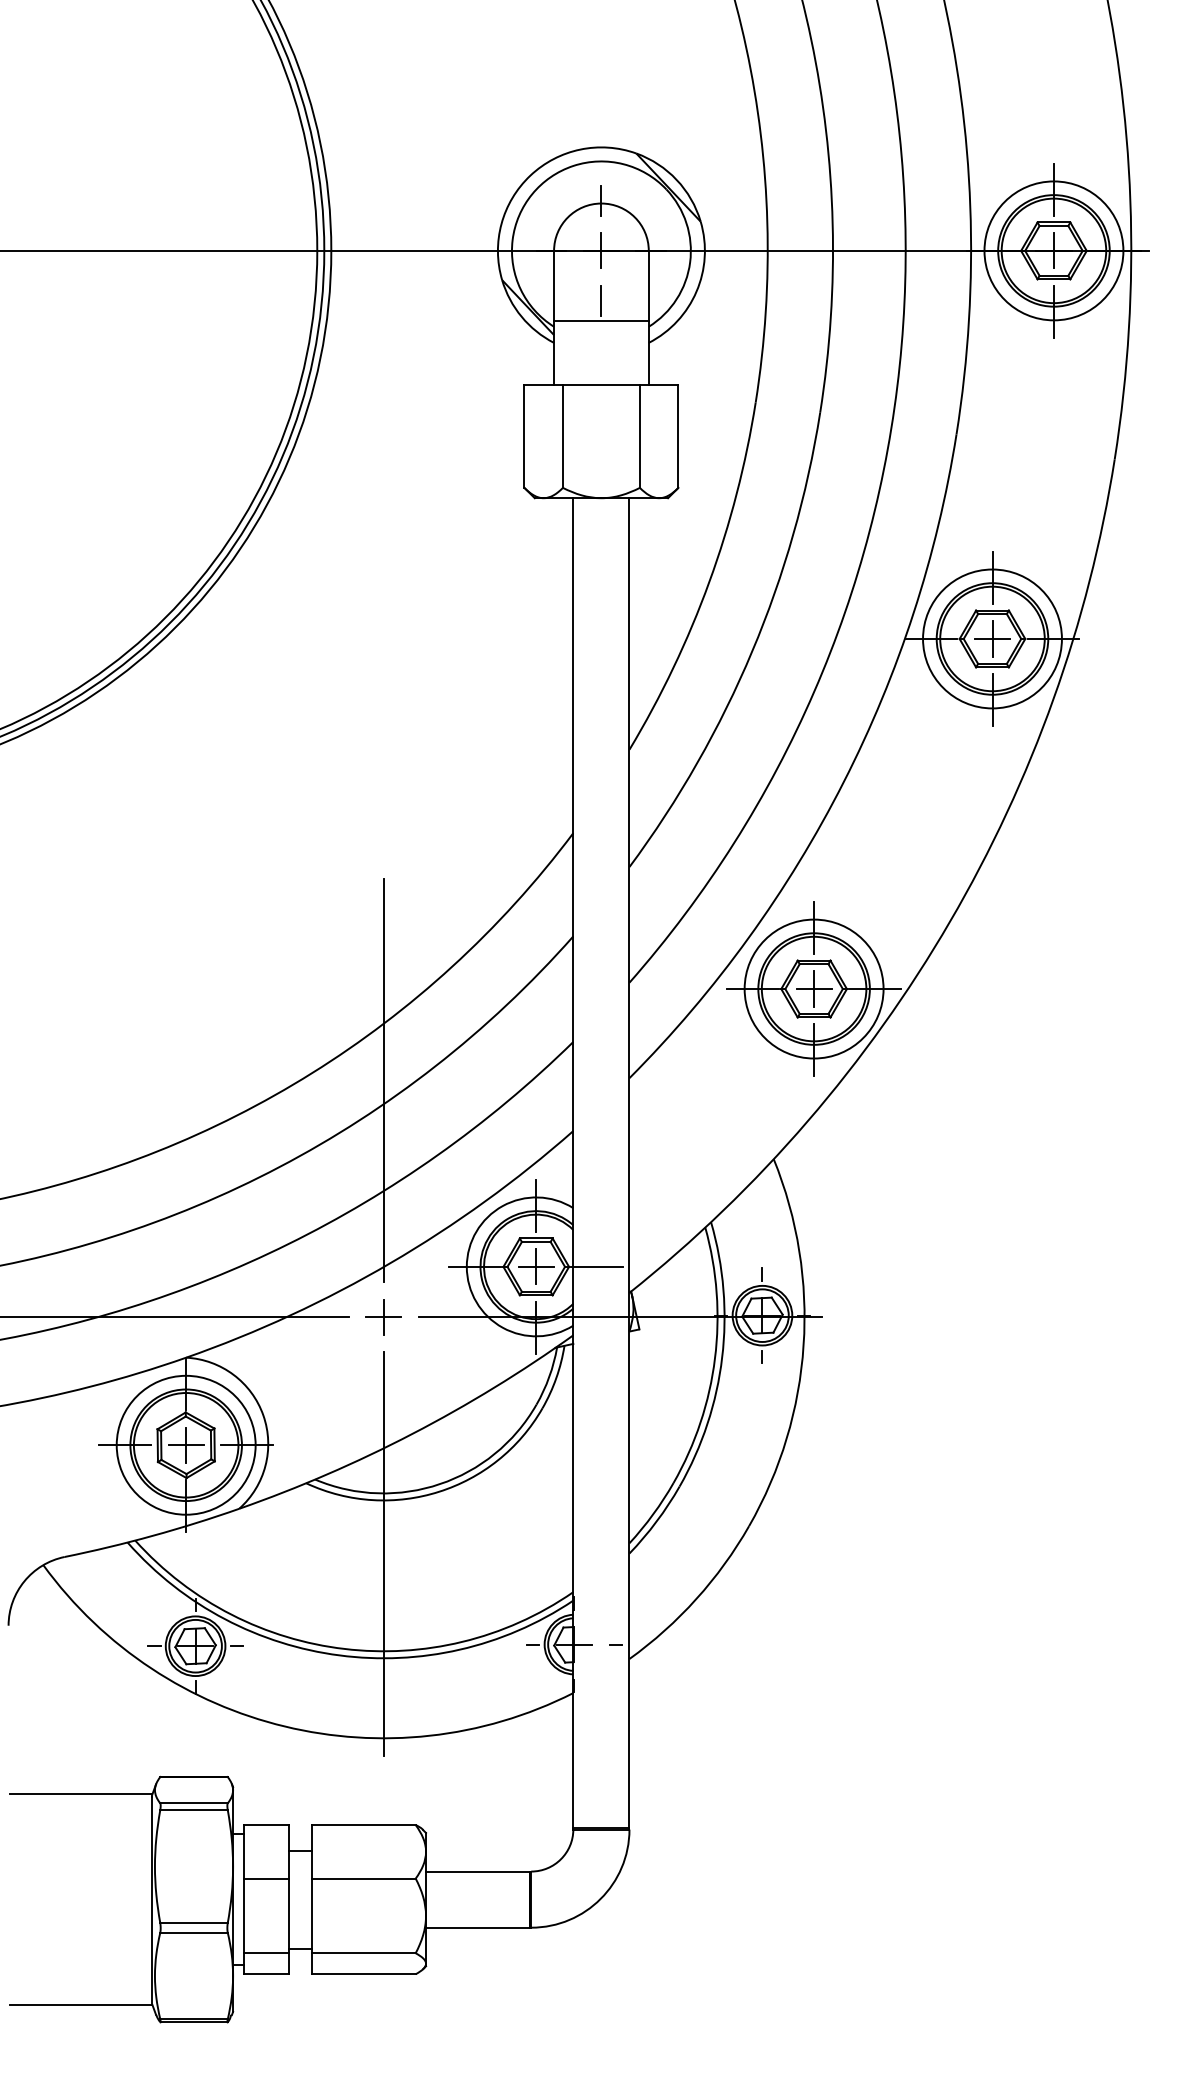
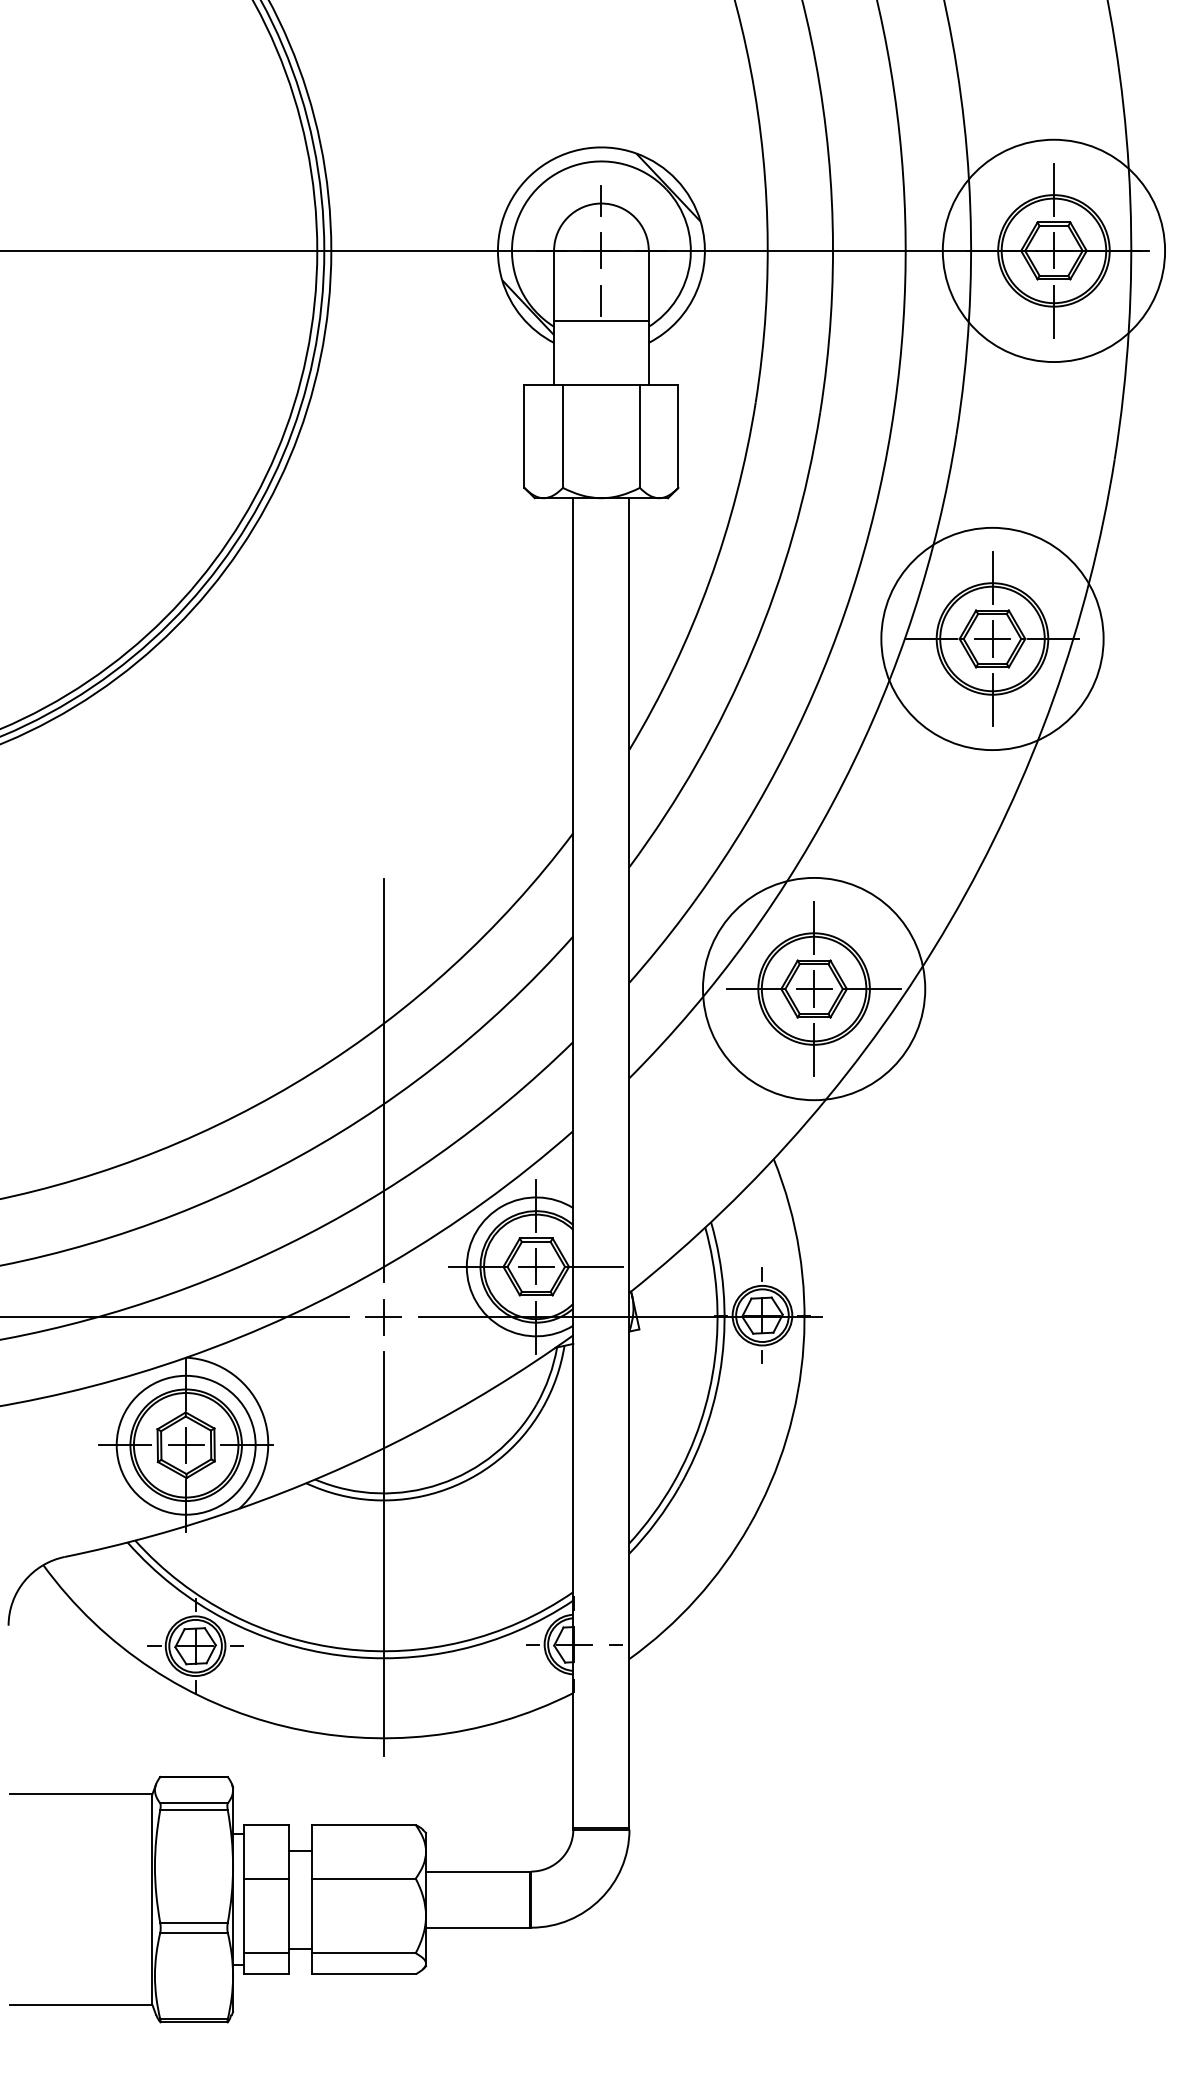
circle diameter: 139 px -> 222 px (1053, 250)
circle diameter: 139 px -> 222 px (992, 638)
circle diameter: 139 px -> 222 px (813, 988)
